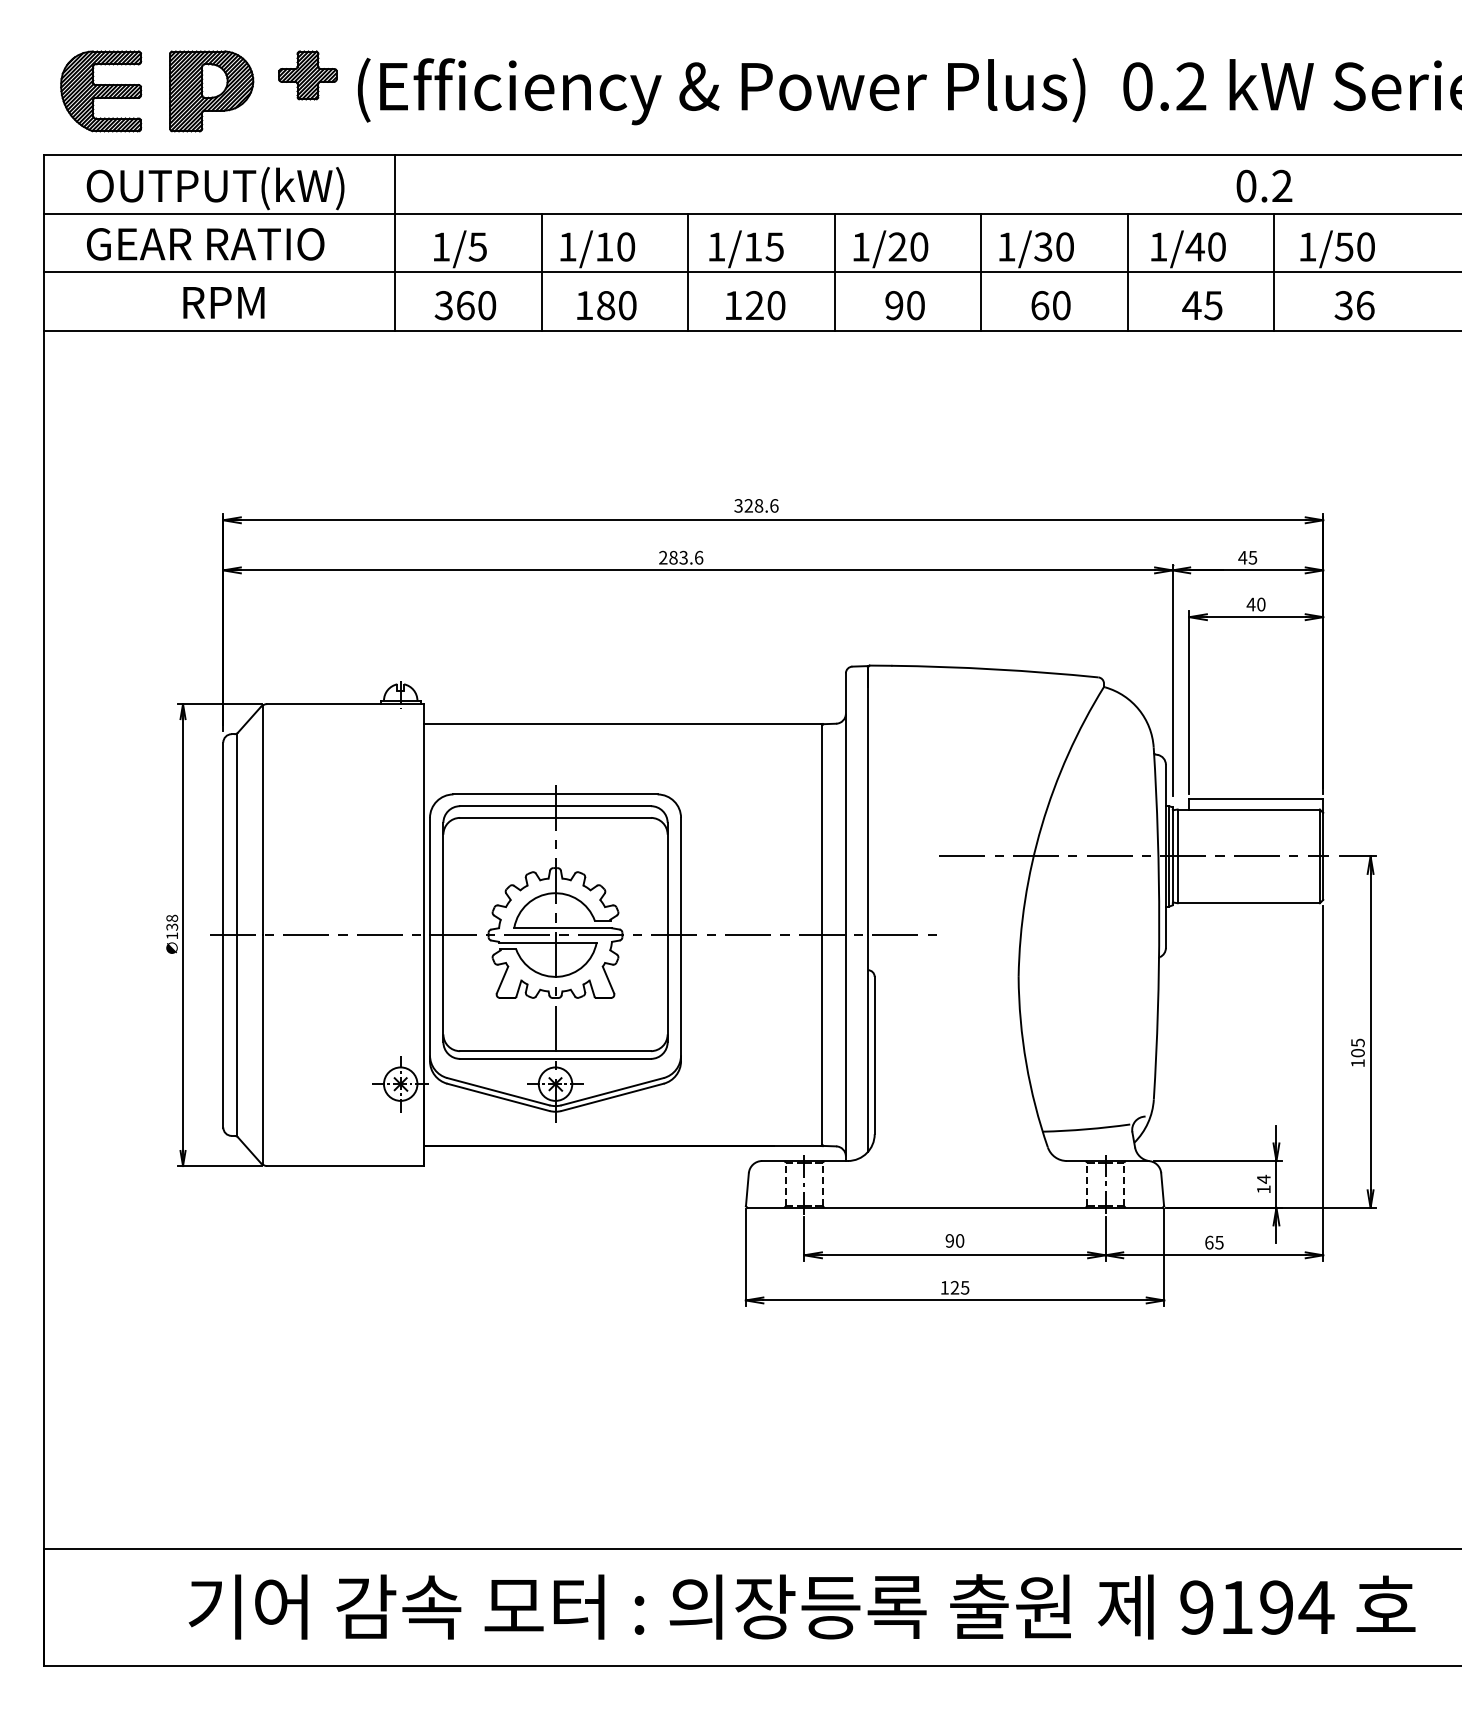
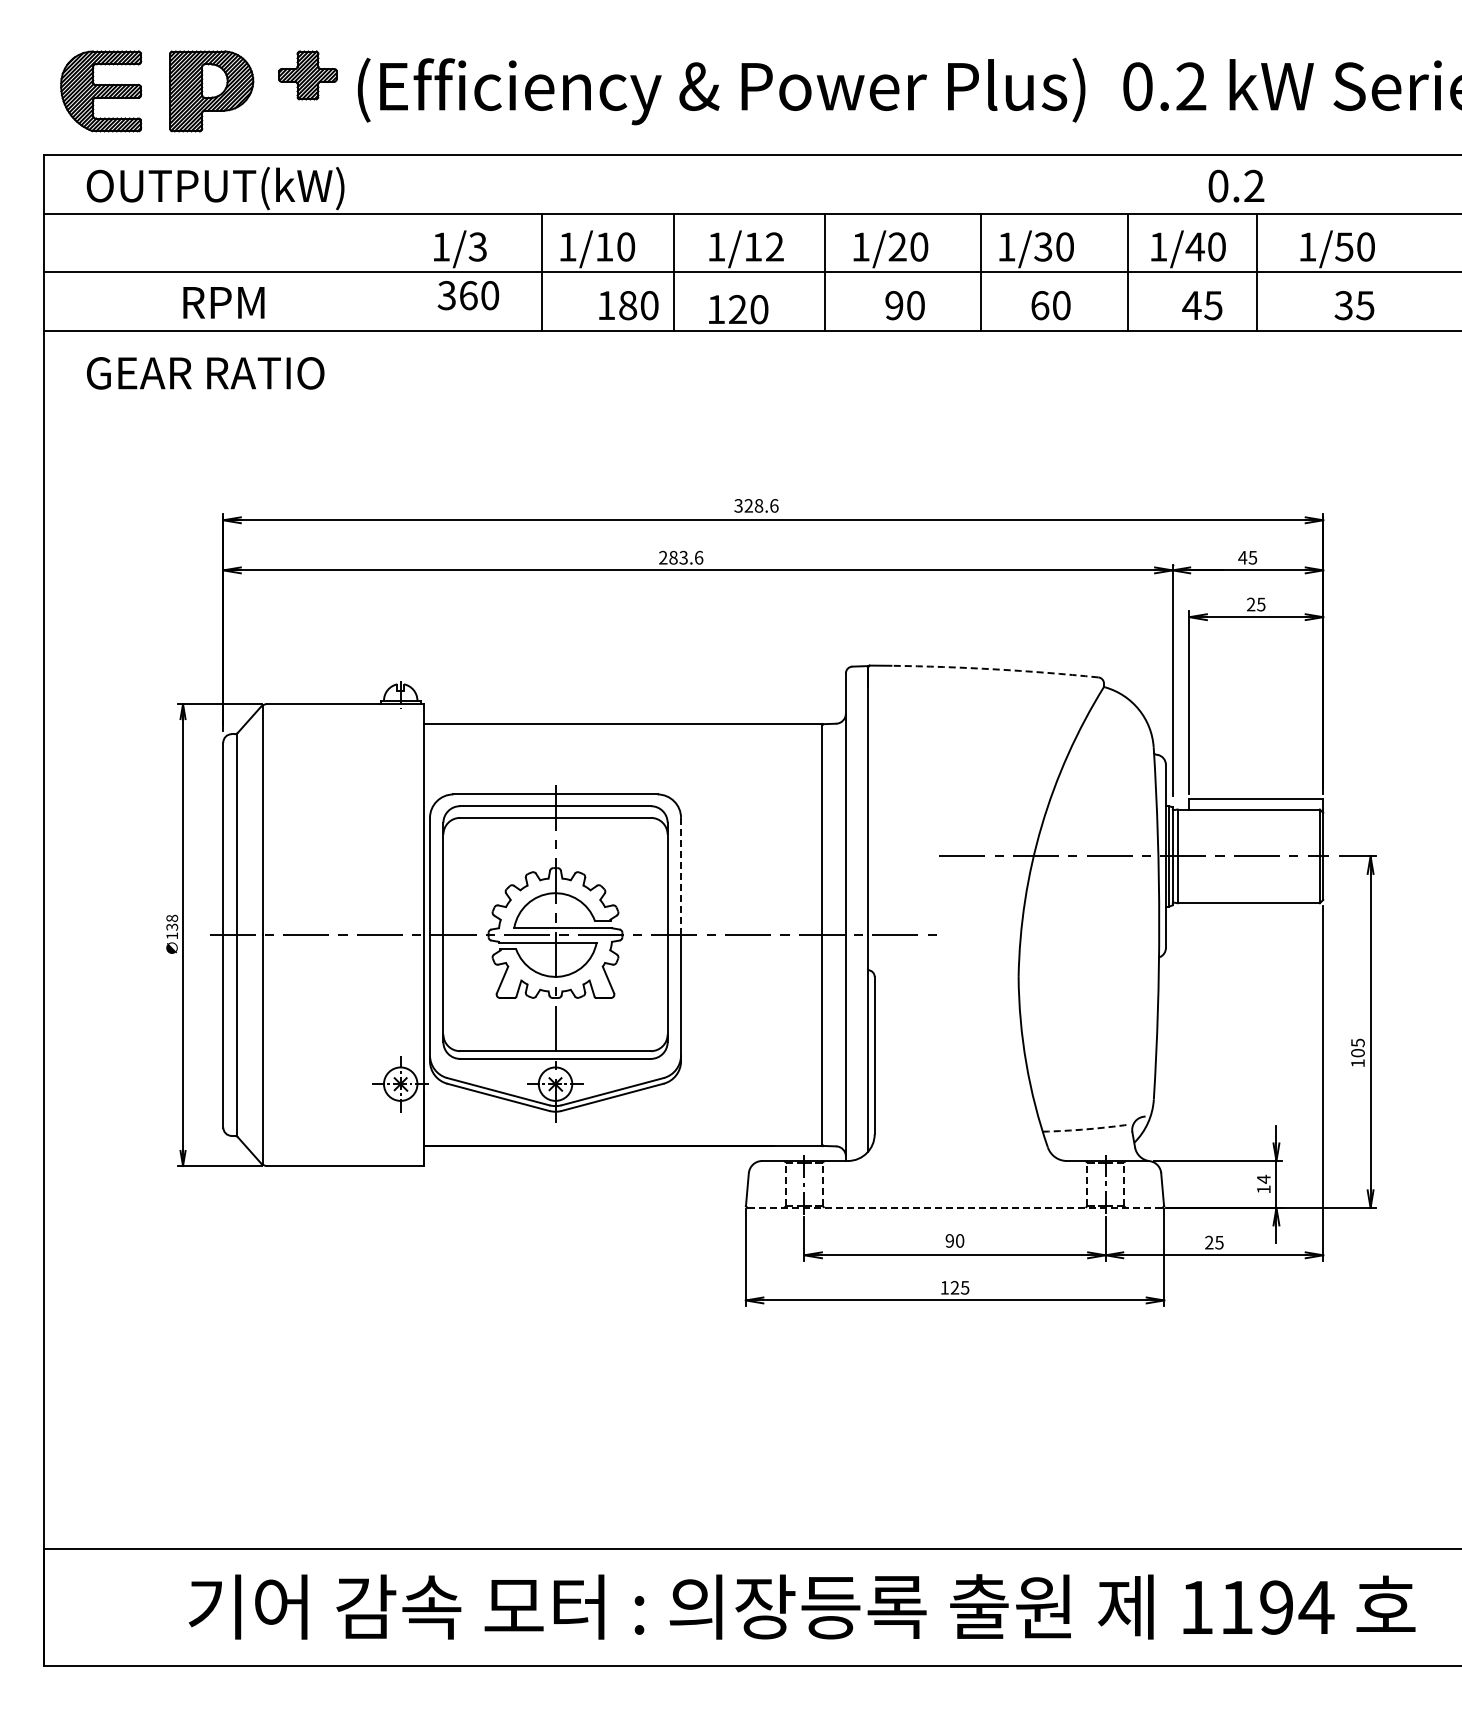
text position: (1264, 185) -> (1236, 185) (1236, 185)
line: present -> none (395, 242)
text position: (205, 244) -> (205, 373) (205, 373)
text: 1/5 -> 1/3 (477, 246)
text: 1/15 -> 1/12 (774, 246)
line position: (688, 271) -> (674, 271) (674, 271)
line position: (834, 271) -> (824, 271) (824, 271)
line position: (1274, 271) -> (1257, 271) (1257, 271)
text position: (465, 305) -> (468, 295) (468, 295)
text position: (606, 305) -> (628, 305) (628, 305)
text position: (755, 305) -> (738, 309) (738, 309)
text: 36 -> 35 (1365, 305)
text: 40 -> 25 (1255, 604)
arc: solid -> dashed (995, 669)
line: solid -> dashed (681, 876)
arc: solid -> dashed (1086, 1129)
line: solid -> dashed (955, 1207)
text: 65 -> 25 (1209, 1242)
text: 9194 -> 1194 (1196, 1607)
